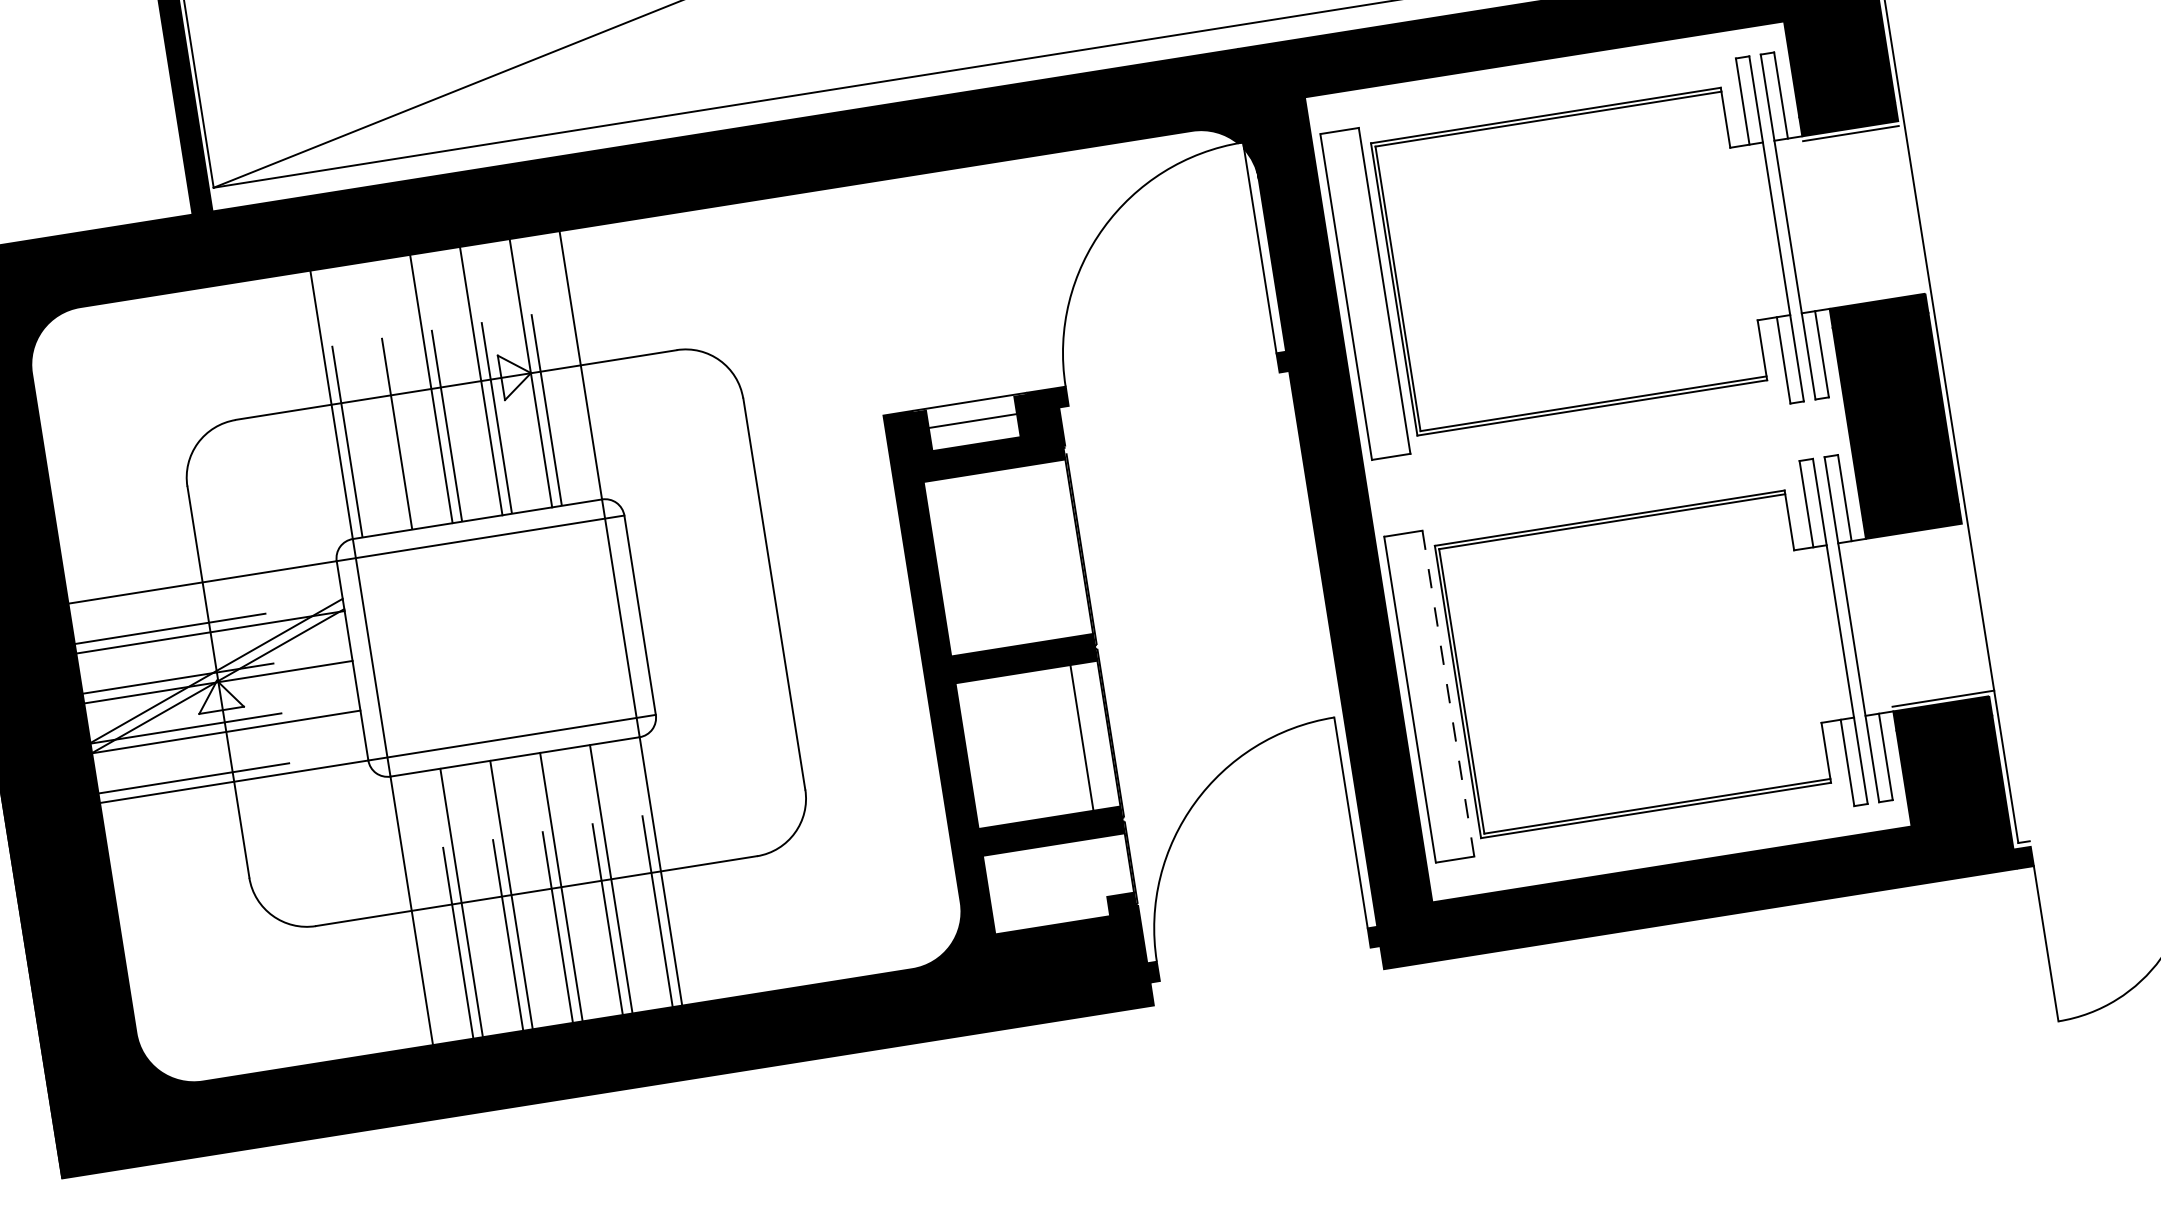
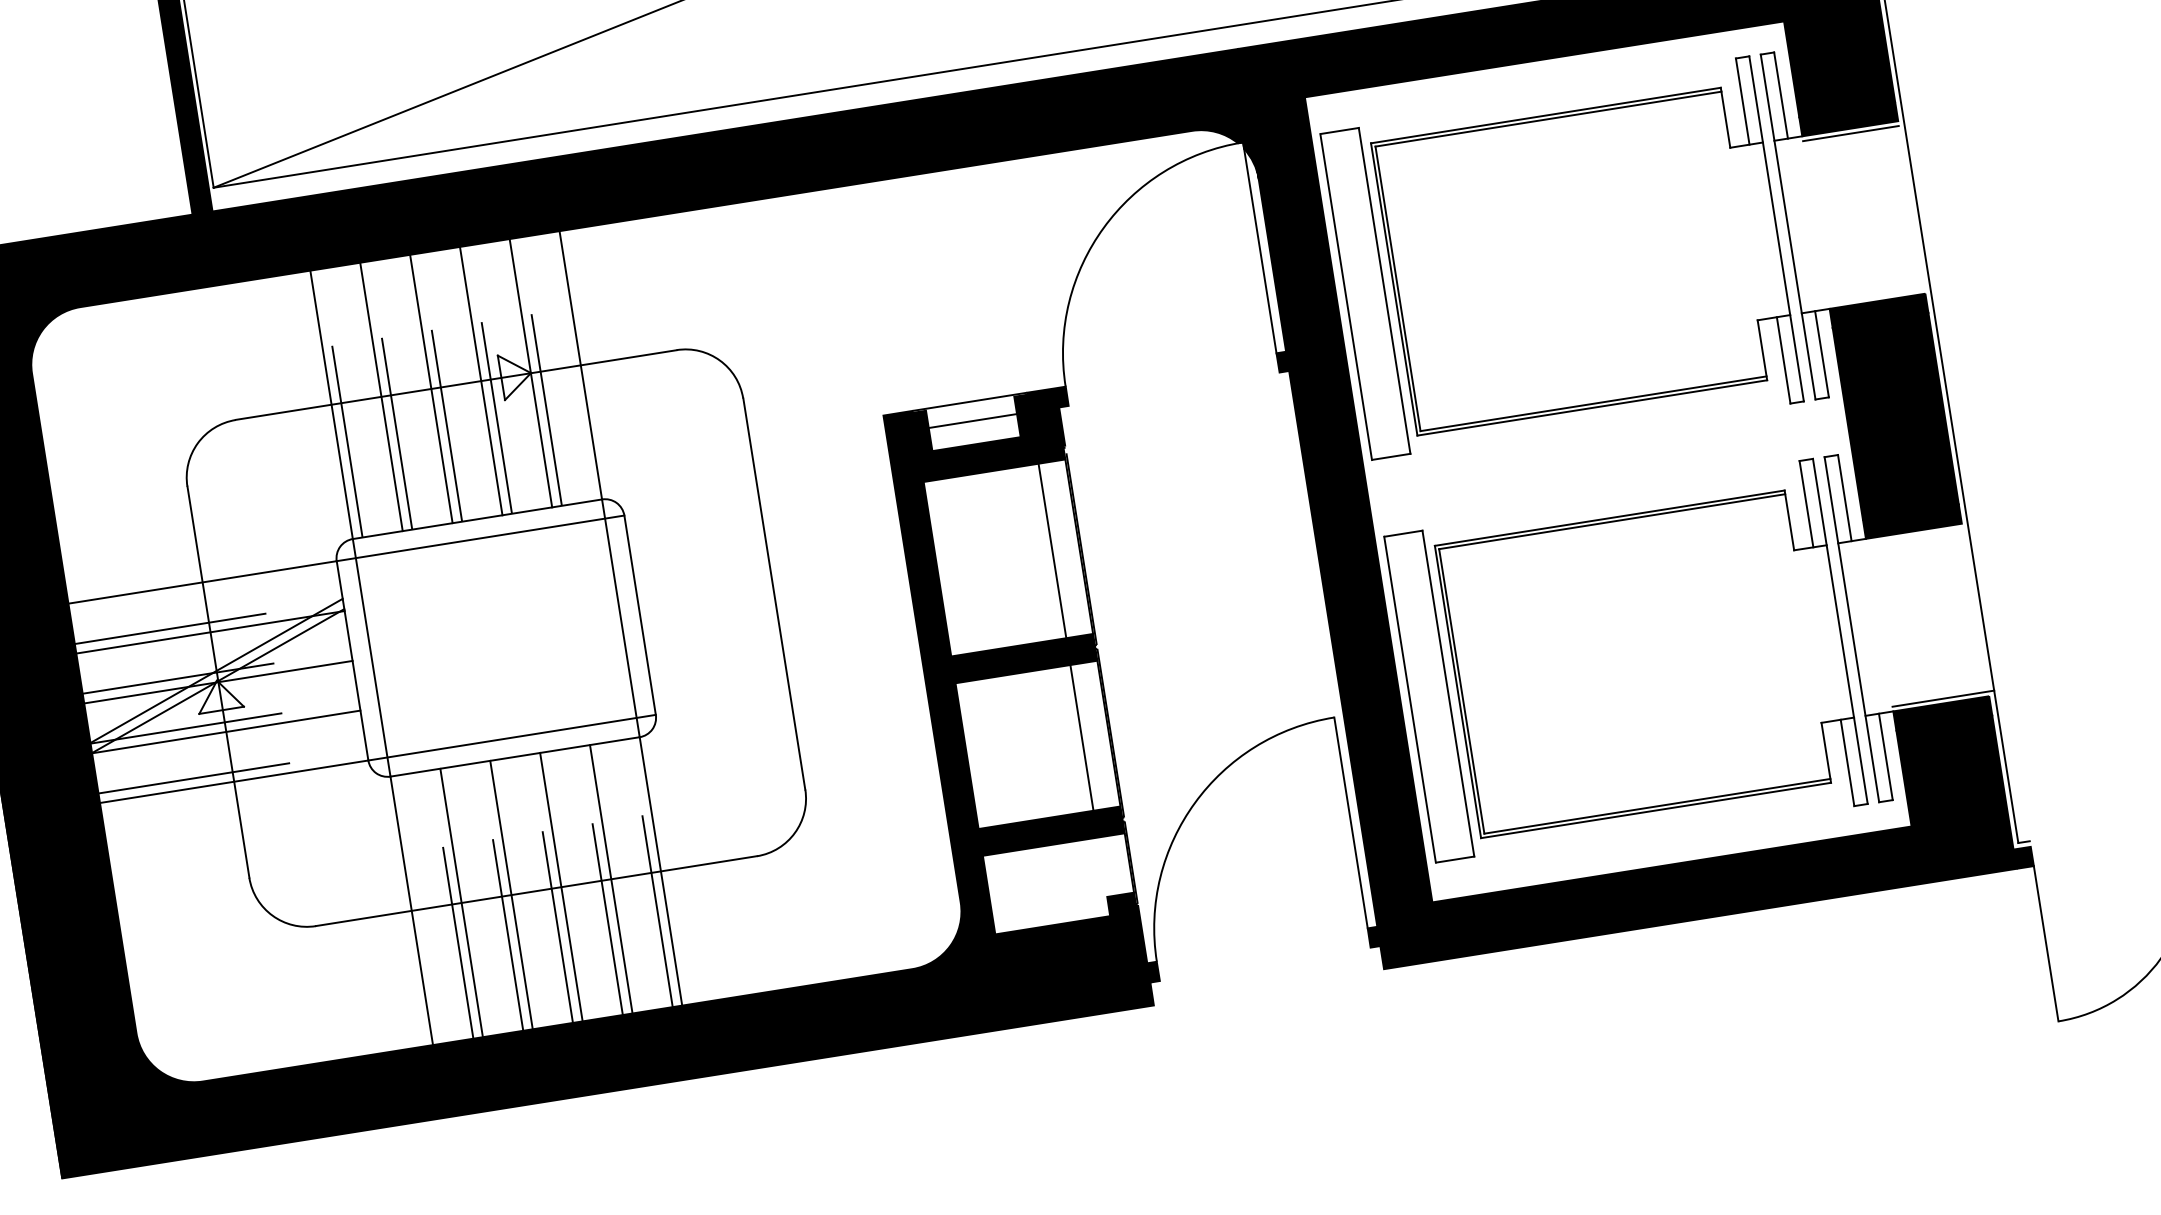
line: none -> present (381, 396)
line: none -> present (1052, 550)
line: dashed -> solid (1448, 693)
